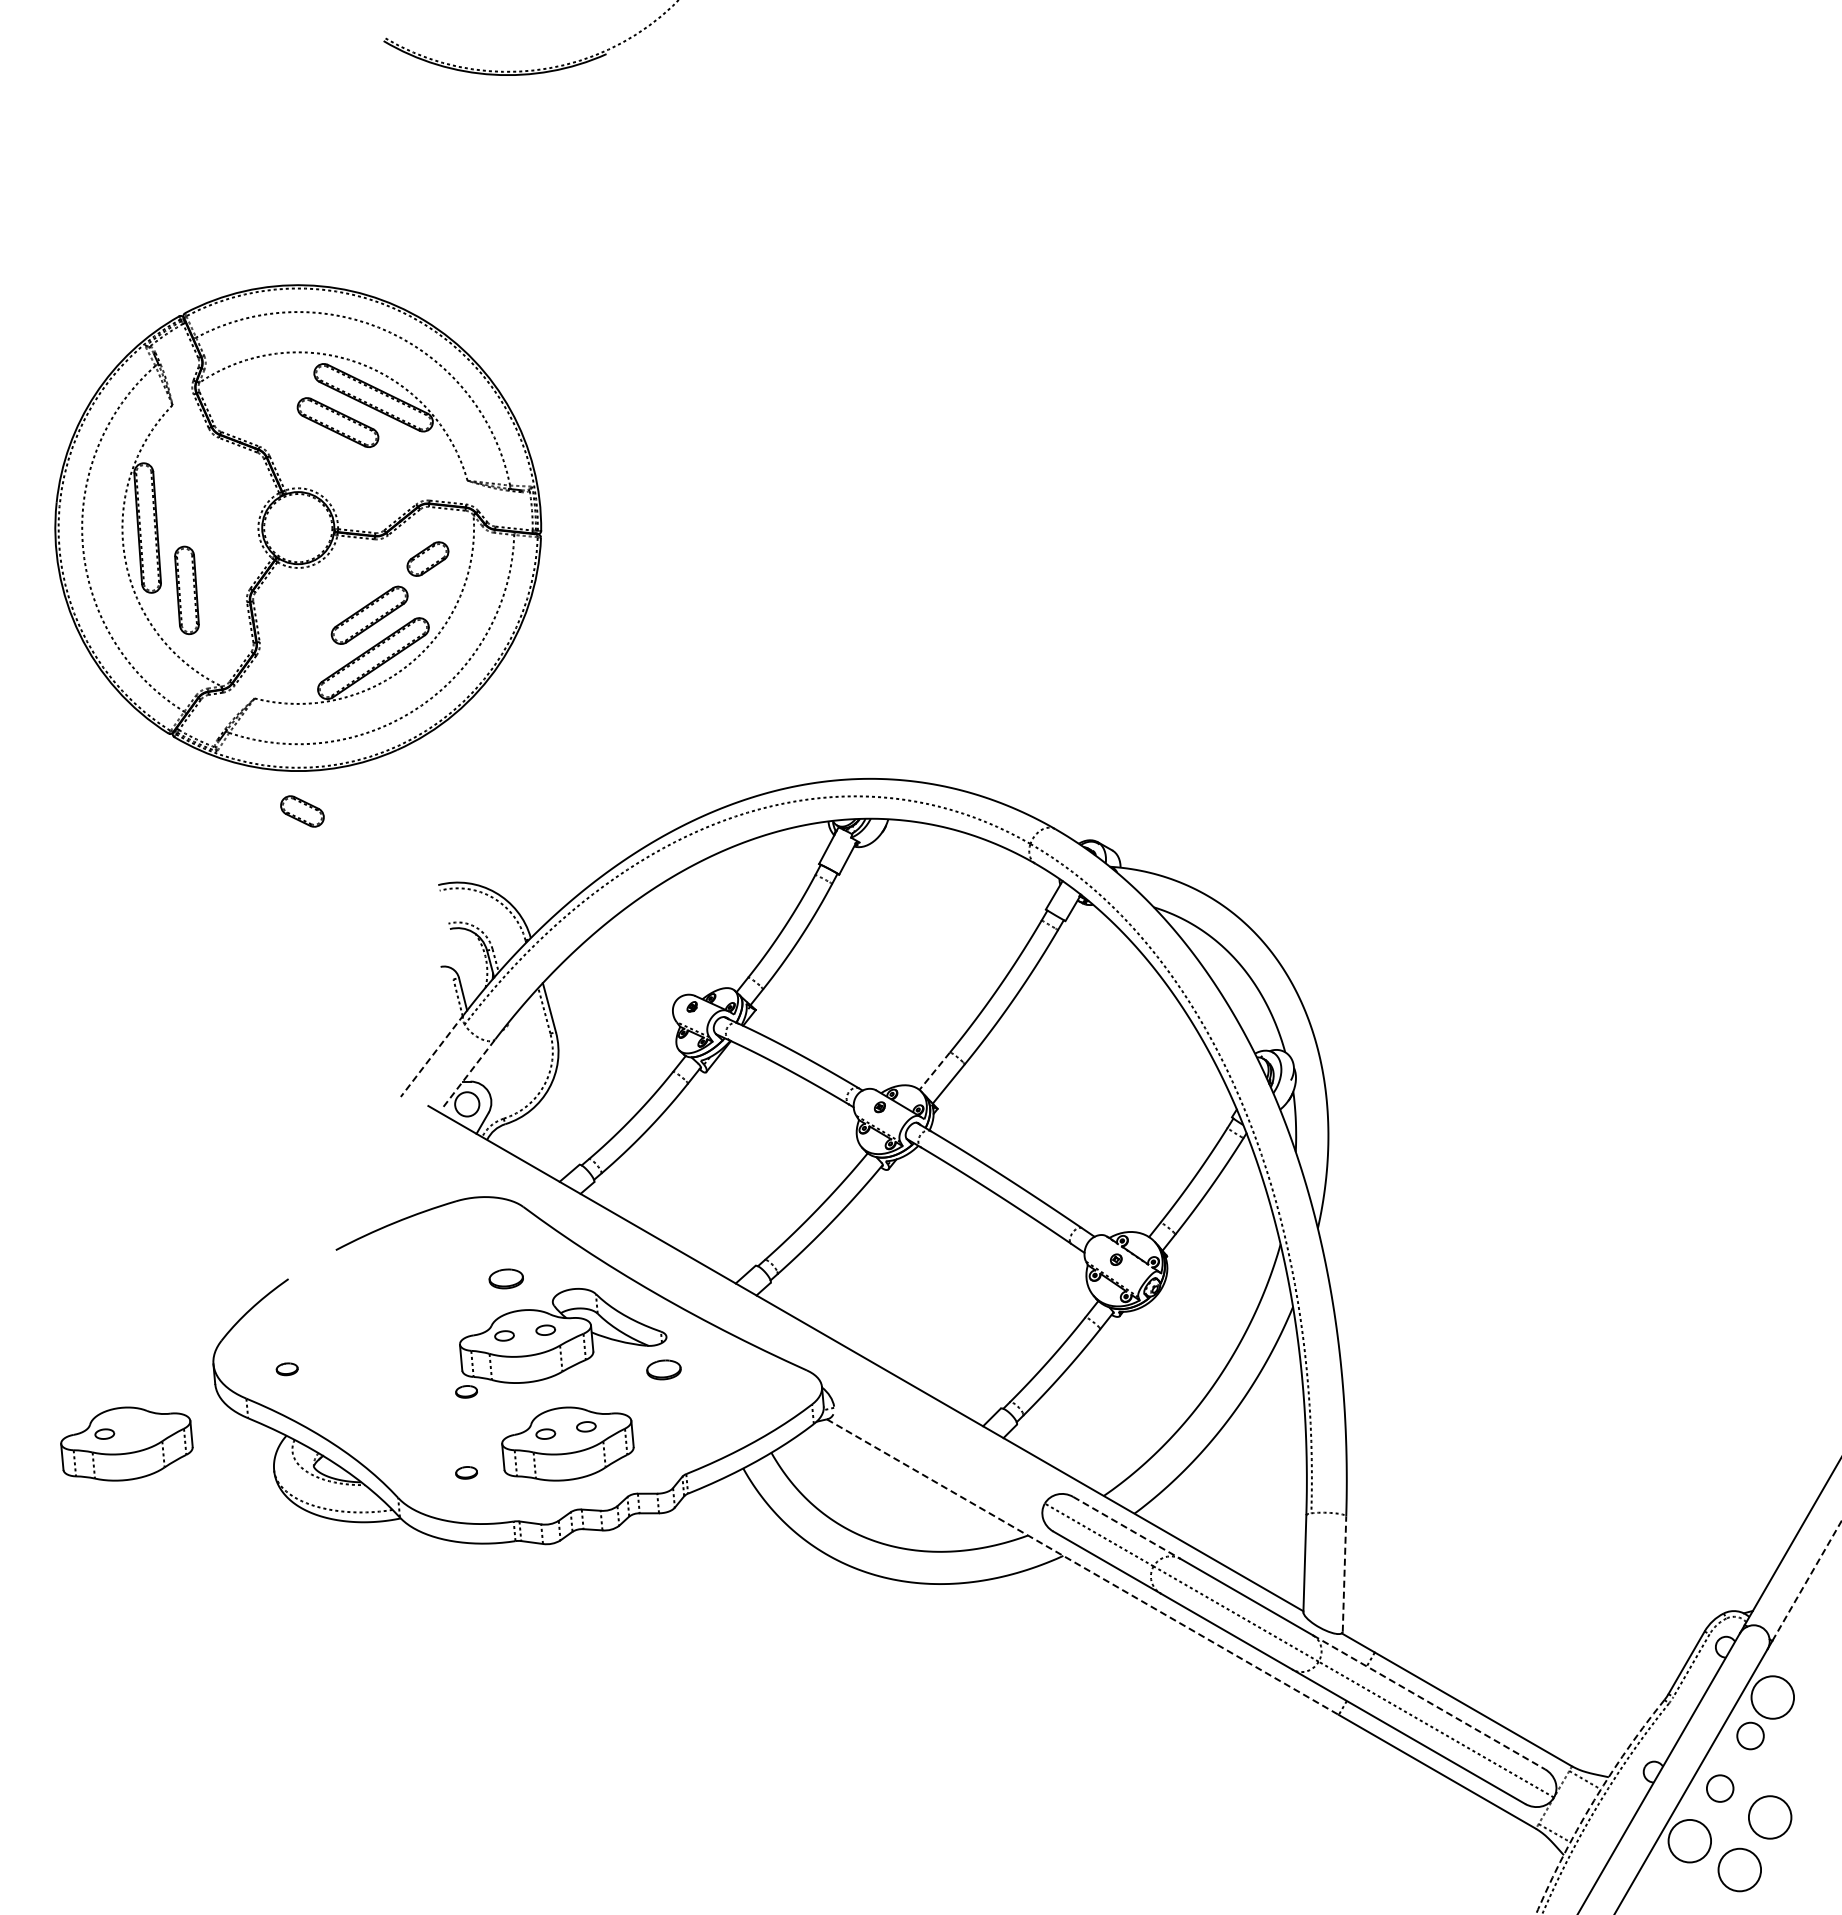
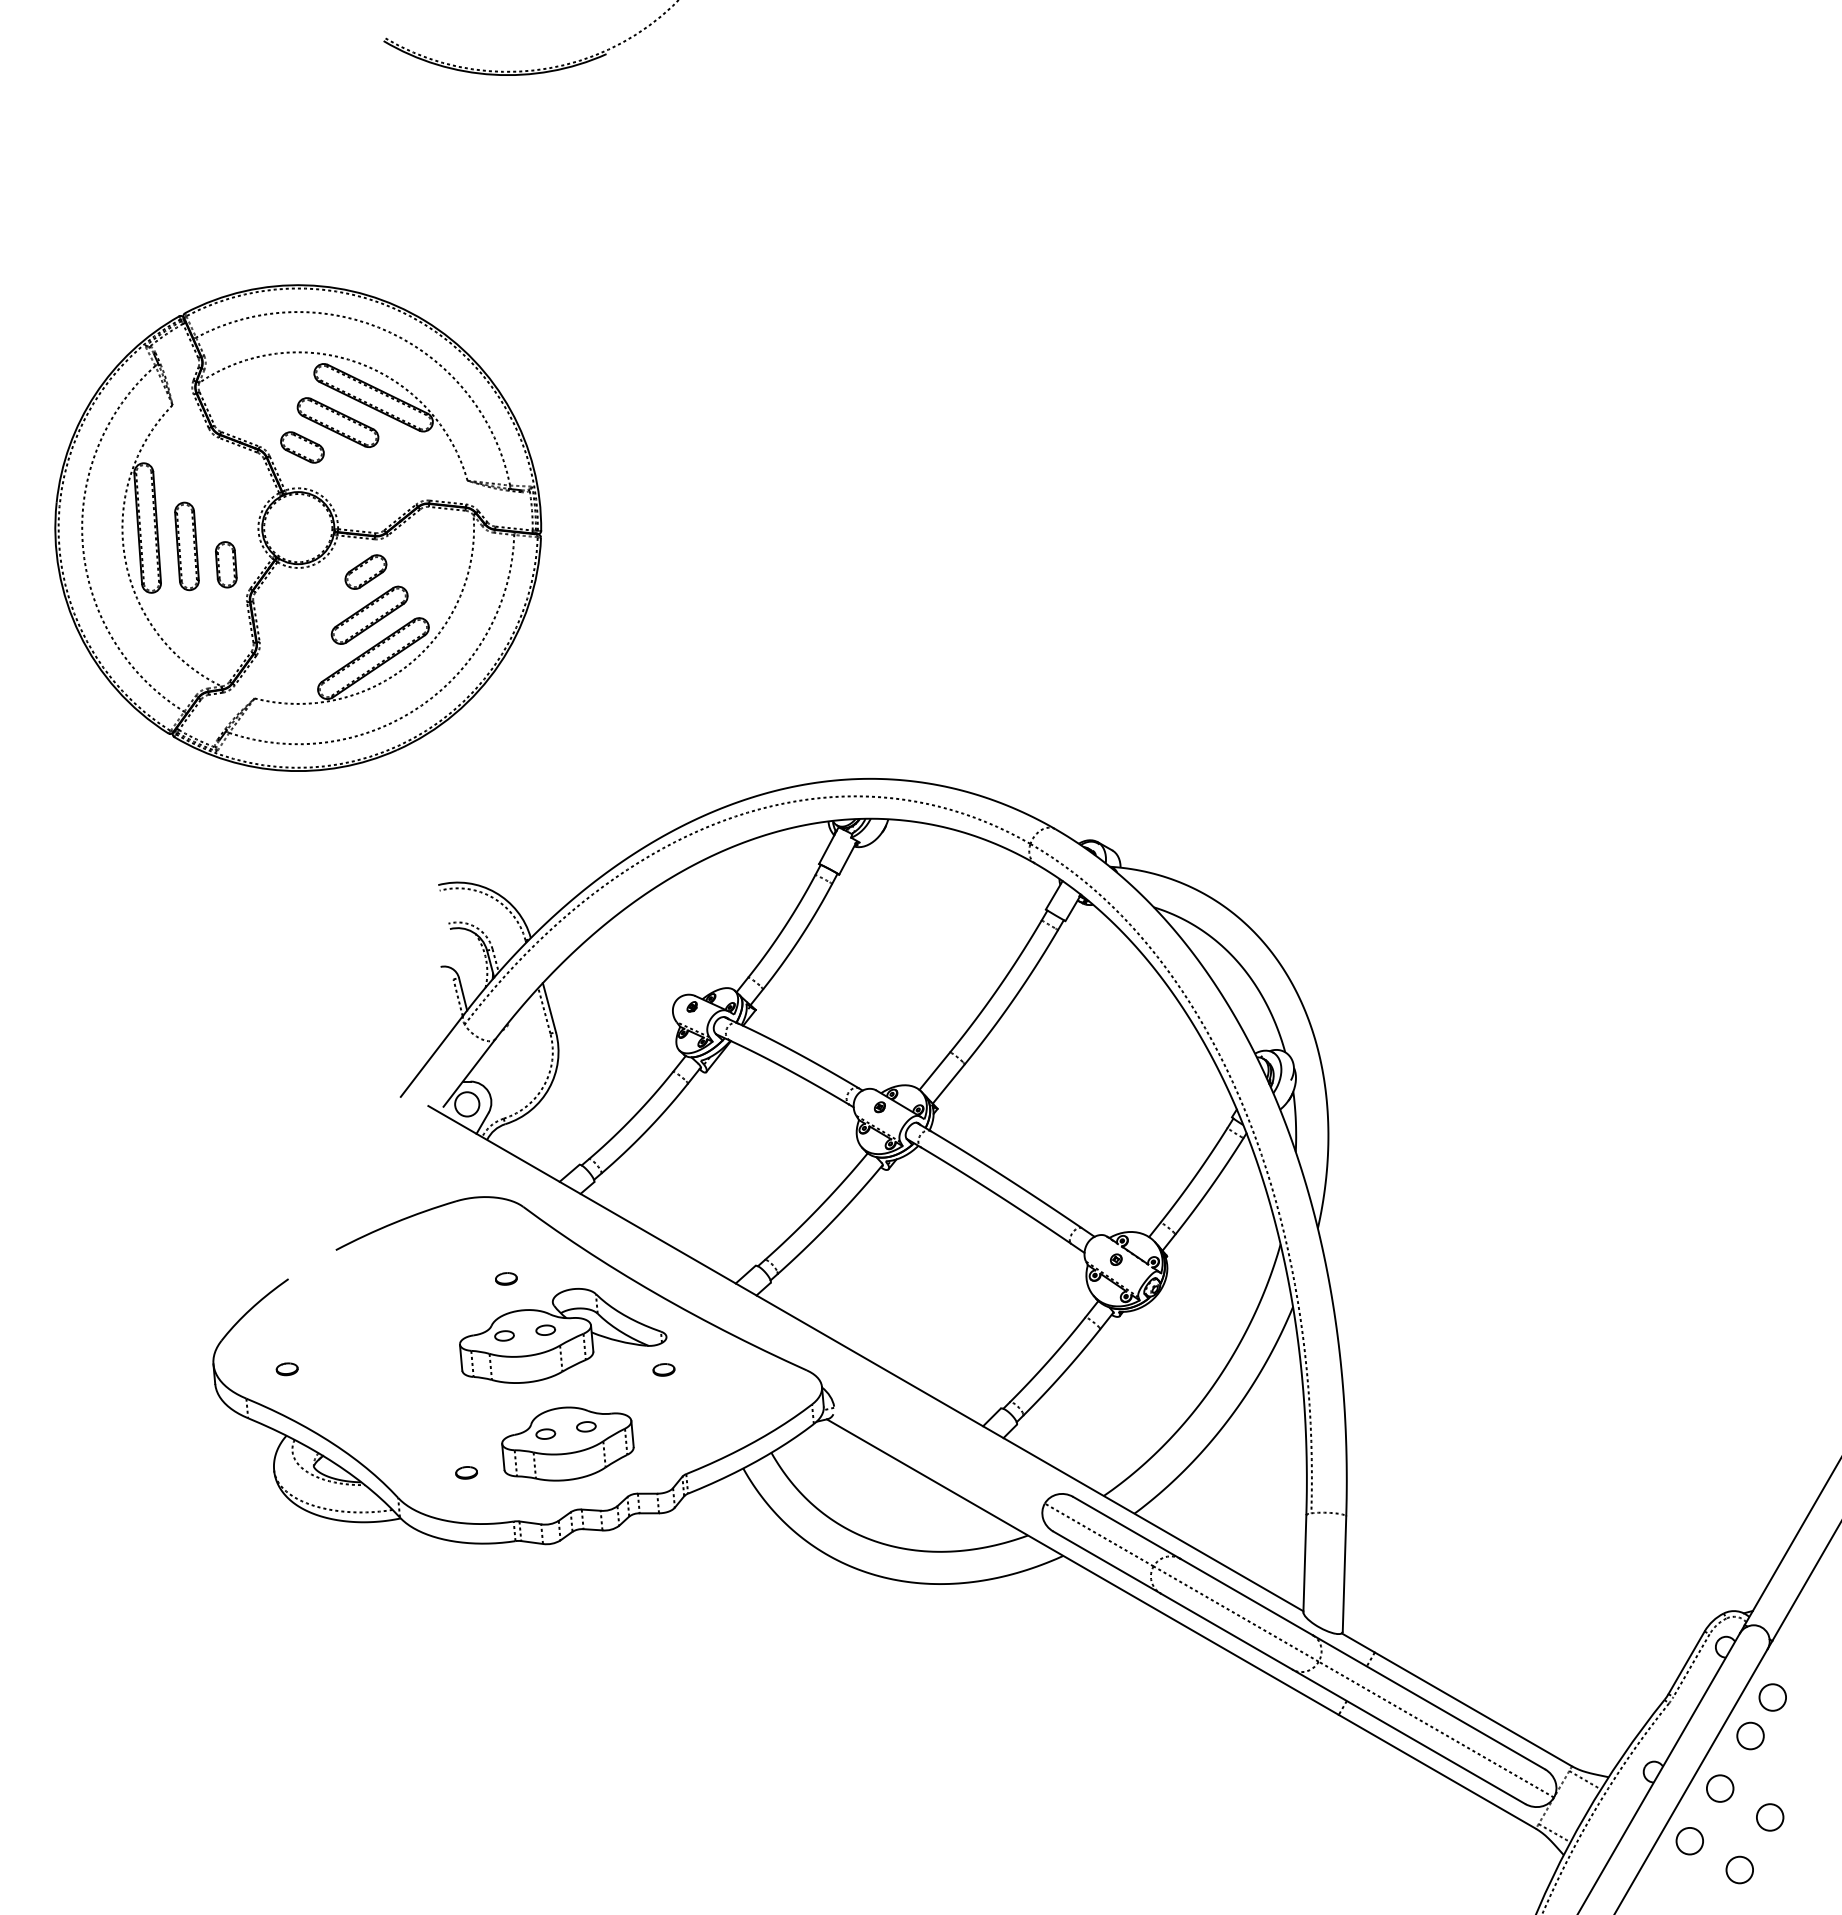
part position: (427, 558) -> (365, 571) (365, 571)
part: none -> present (226, 564)
part position: (186, 590) -> (186, 546) (186, 546)
part position: (302, 811) -> (302, 447) (302, 447)
line: dashed -> solid (432, 1055)
line: dashed -> solid (934, 1071)
line: dashed -> solid (469, 1072)
part size: 36x22 px -> 23x14 px (506, 1278)
part size: 36x22 px -> 24x14 px (663, 1369)
part: present -> none (466, 1391)
part: present -> none (126, 1443)
line: dashed -> solid (1126, 1527)
line: dashed -> solid (1082, 1567)
line: dashed -> solid (1344, 1574)
line: dashed -> solid (1807, 1580)
circle diameter: 43 px -> 27 px (1772, 1697)
line: dashed -> solid (1429, 1702)
arc: dashed -> solid (1592, 1803)
circle diameter: 43 px -> 27 px (1769, 1817)
circle diameter: 43 px -> 27 px (1689, 1840)
circle diameter: 43 px -> 27 px (1739, 1869)
